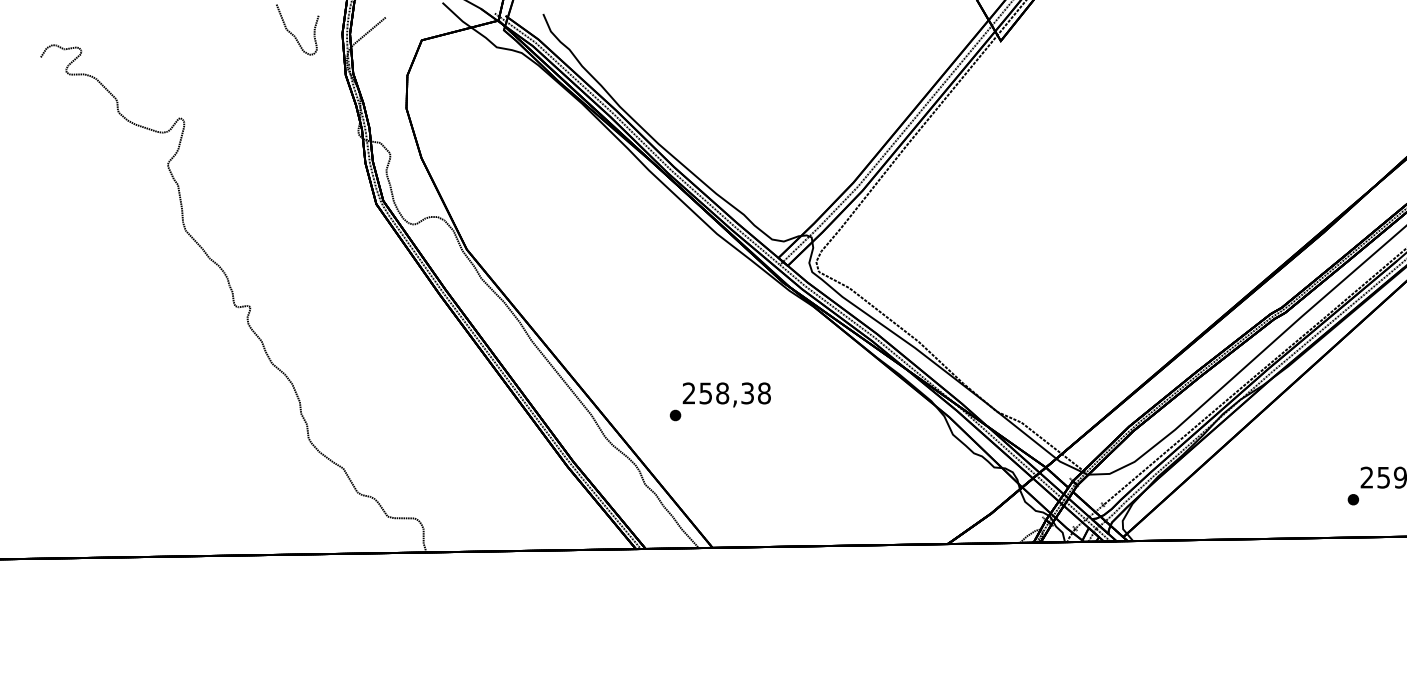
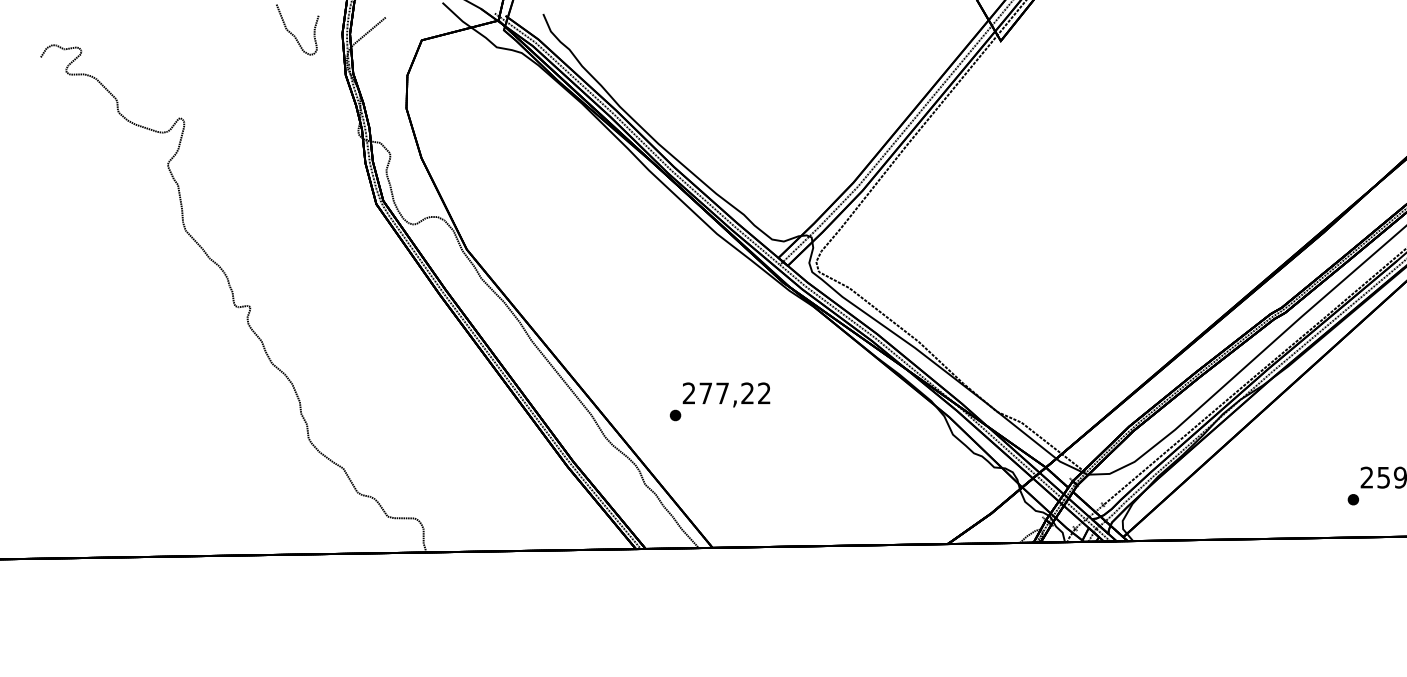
text: 258,38 -> 277,22 (734, 393)
